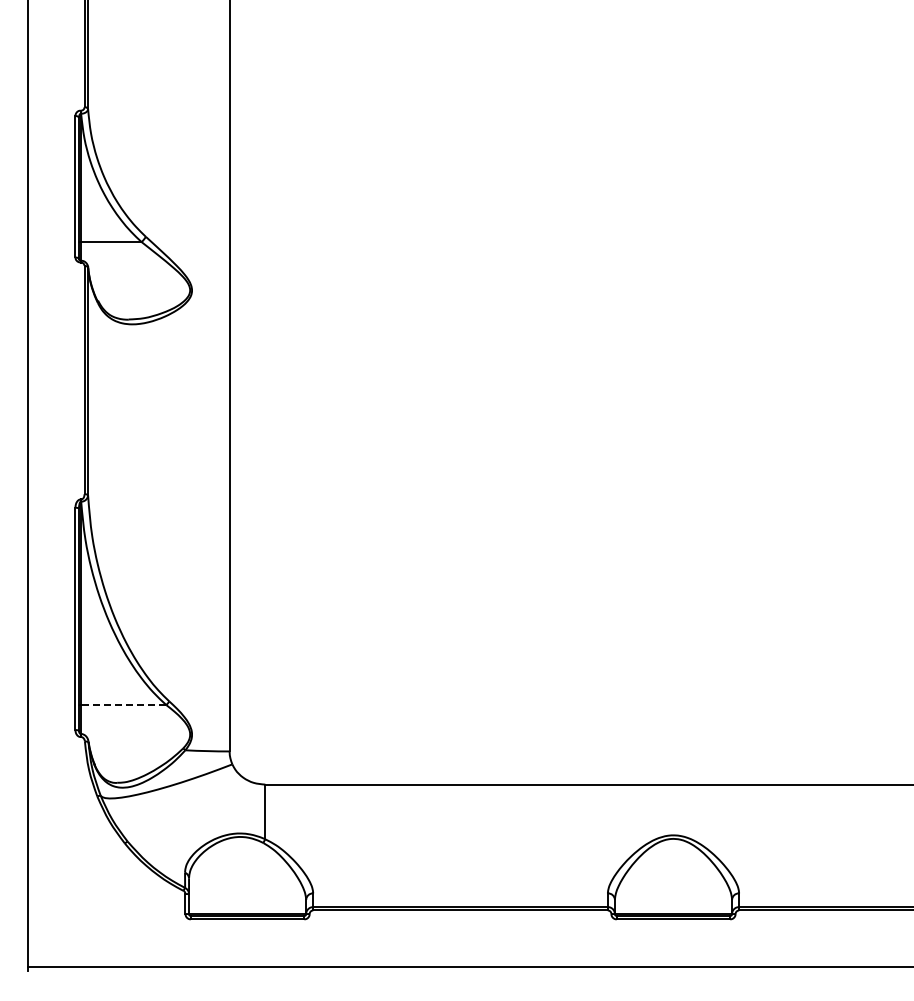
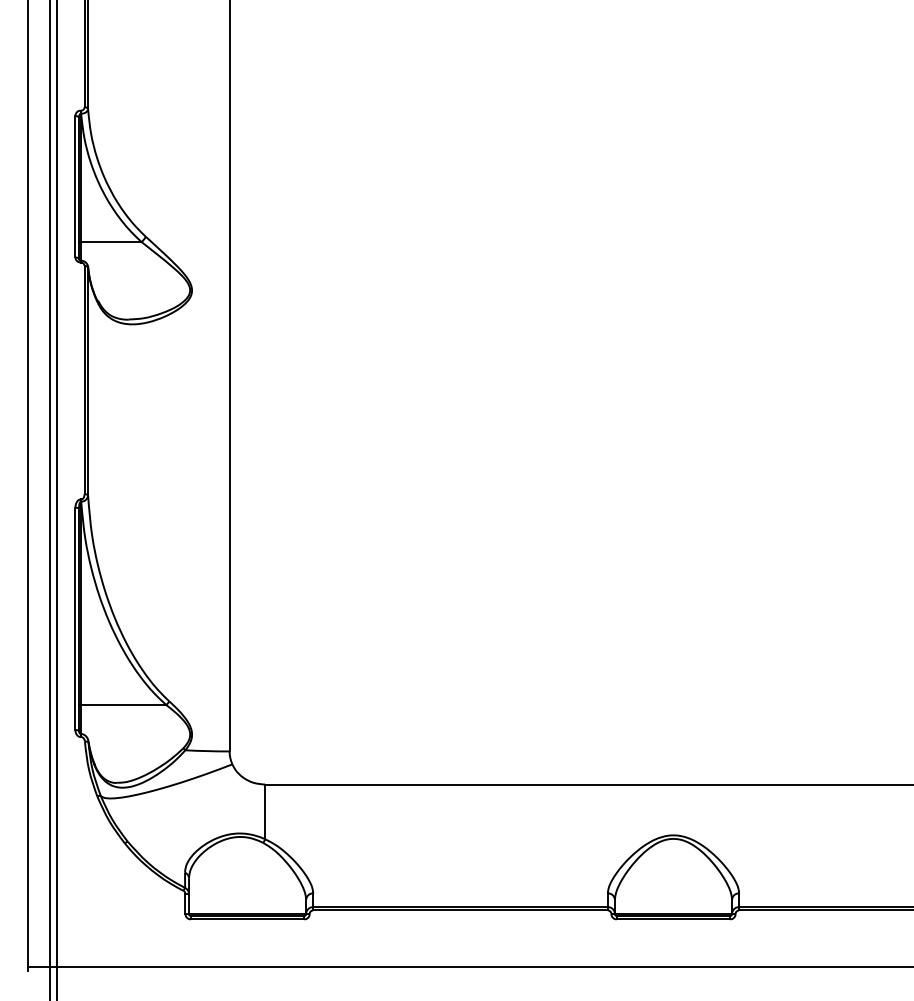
line: none -> present (50, 499)
line: none -> present (56, 499)
line: dashed -> solid (123, 705)
